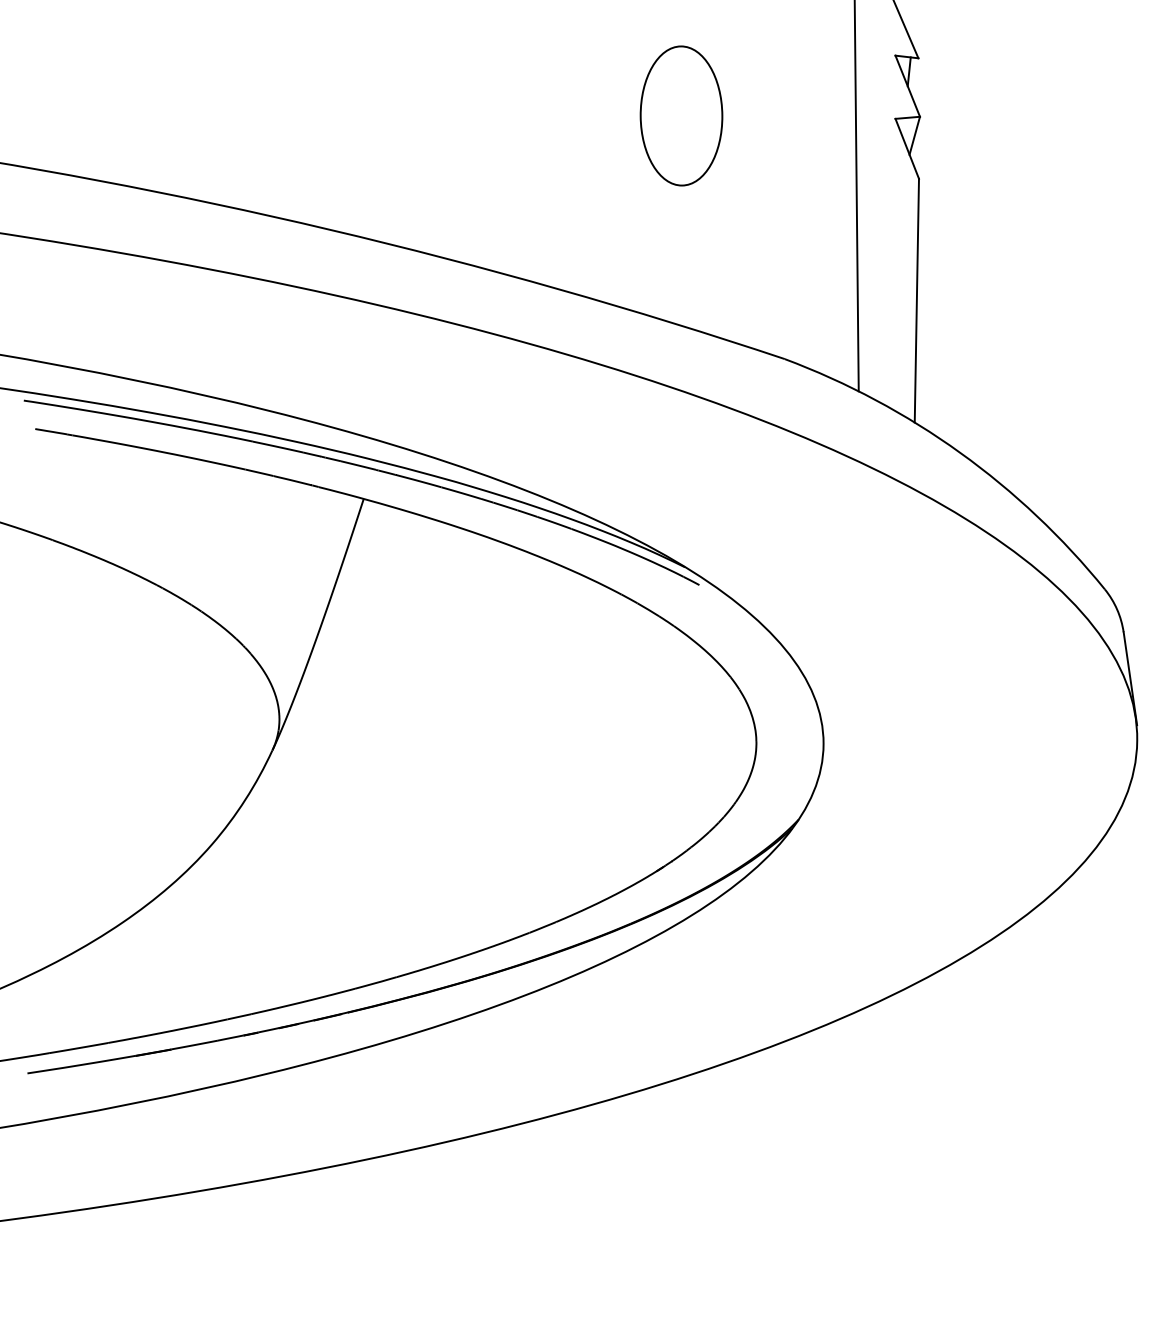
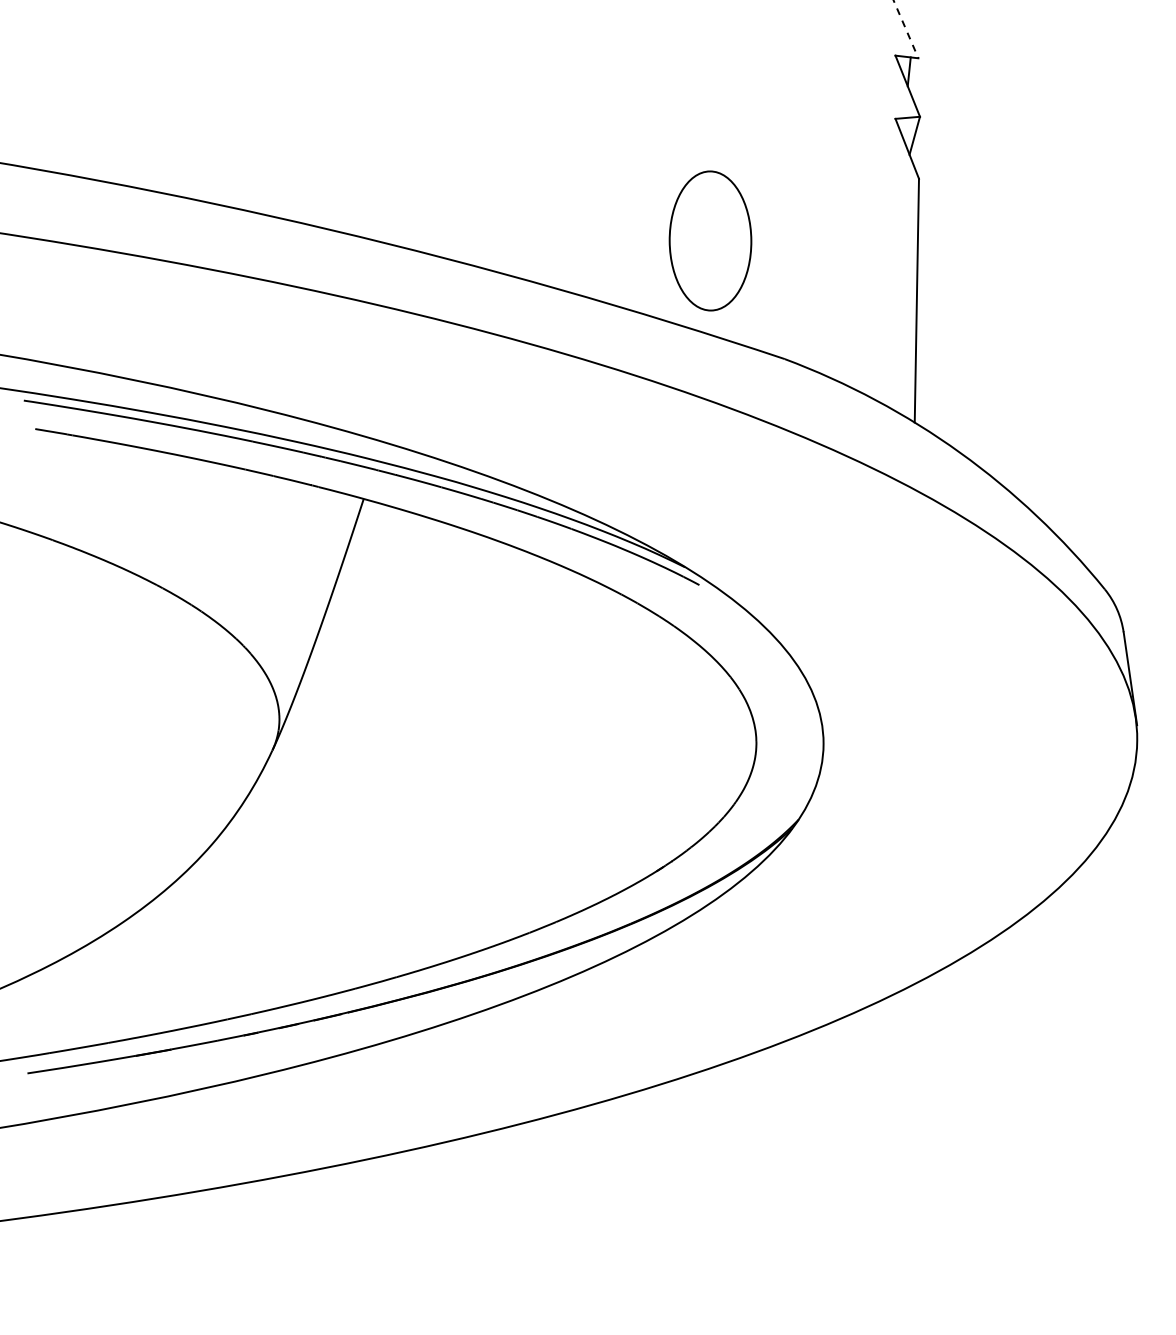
line: solid -> dashed (906, 30)
part position: (681, 115) -> (710, 240) (710, 240)
line: present -> none (856, 196)
